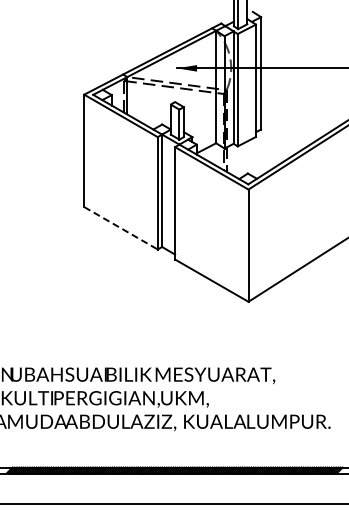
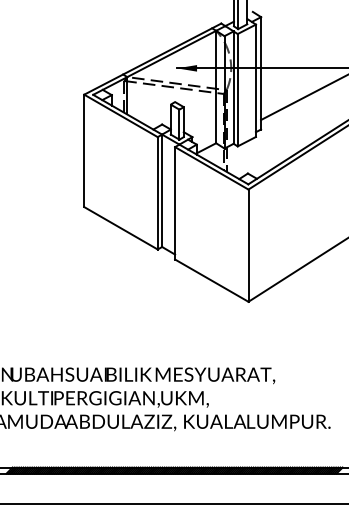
line: none -> present (303, 98)
line: dashed -> solid (121, 228)
